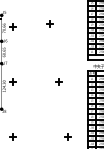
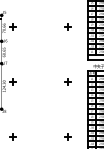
part position: (49, 23) -> (67, 26) (67, 26)
part position: (58, 81) -> (67, 81) (67, 81)
